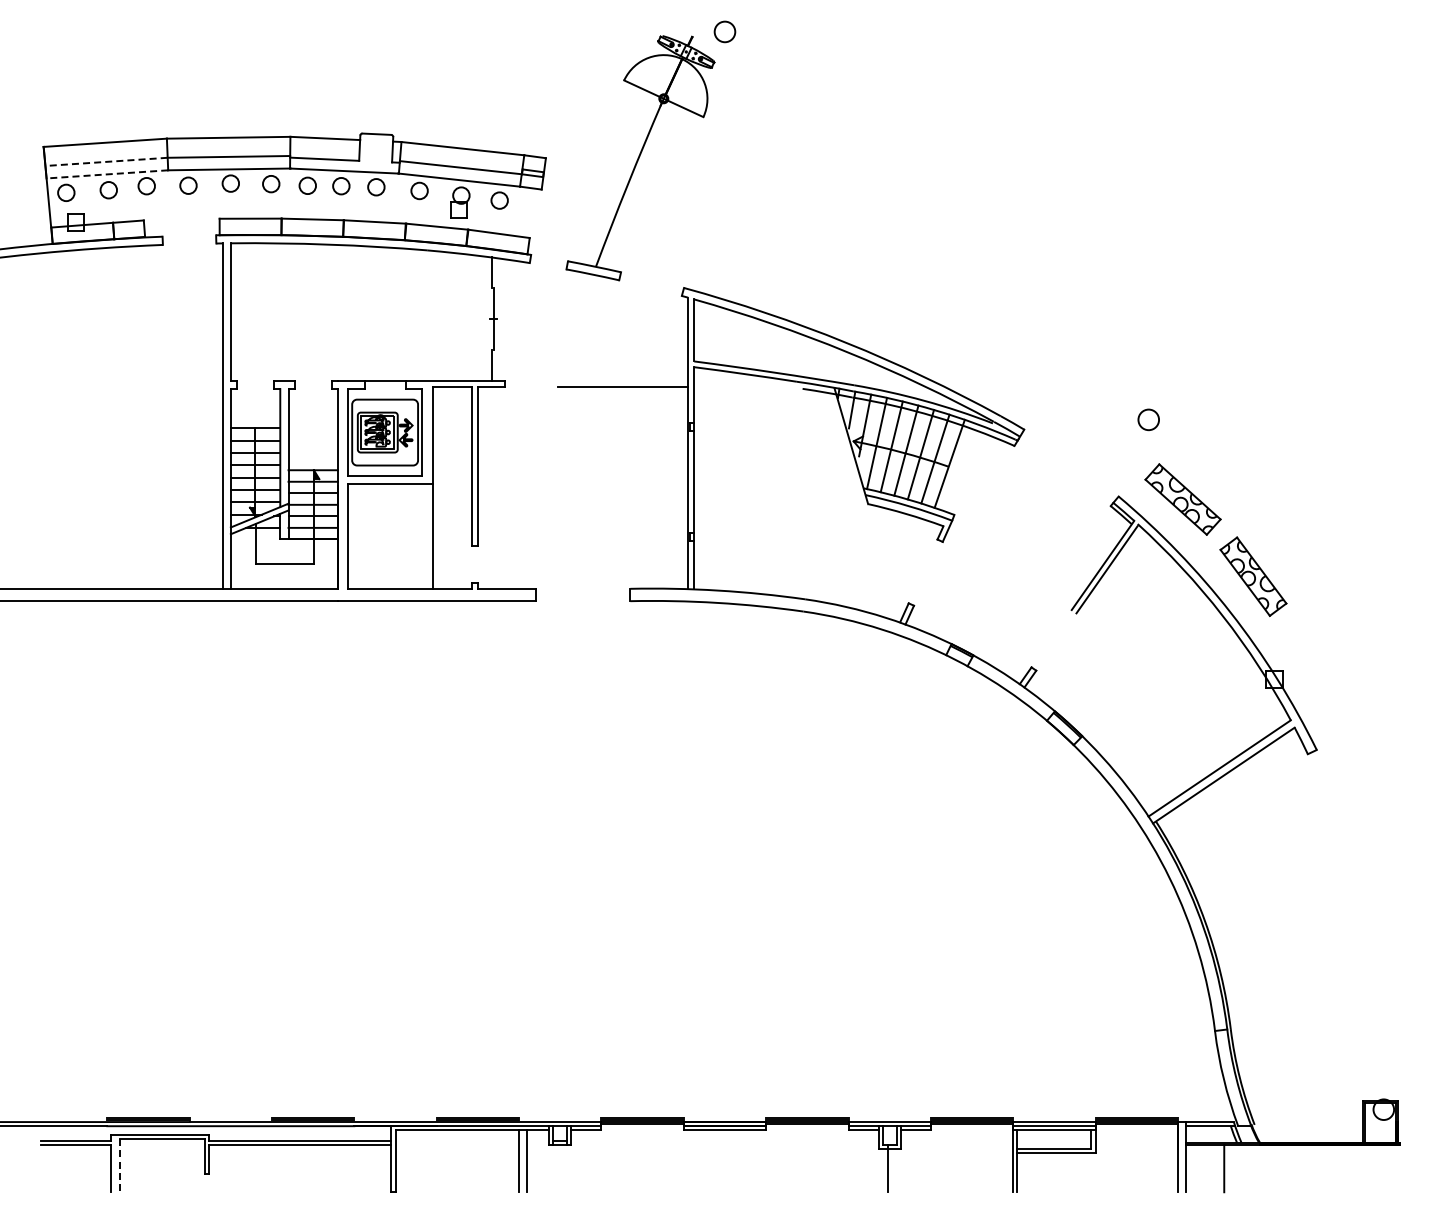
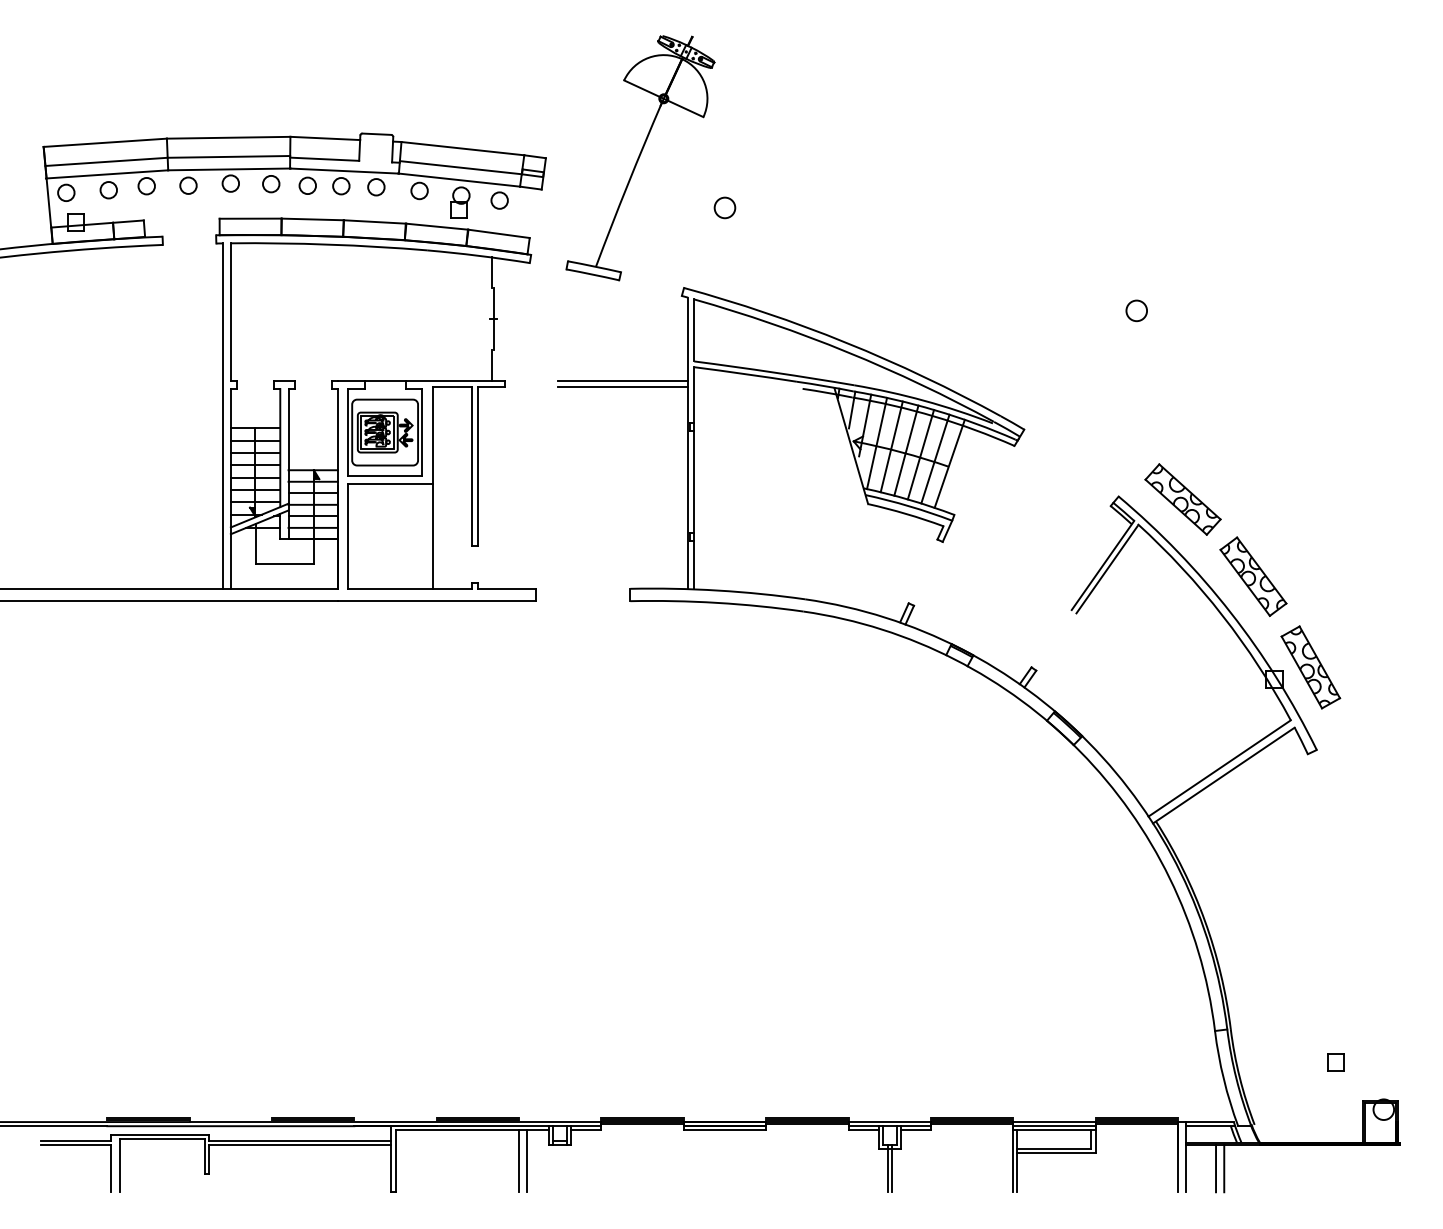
circle position: (724, 31) -> (724, 207) (724, 207)
line: dashed -> solid (106, 161)
line: dashed -> solid (106, 174)
line: none -> present (623, 380)
circle position: (1148, 419) -> (1136, 310) (1136, 310)
part: none -> present (1310, 667)
part: none -> present (1335, 1062)
line: dashed -> solid (119, 1166)
line: none -> present (891, 1168)
line: none -> present (1216, 1168)
